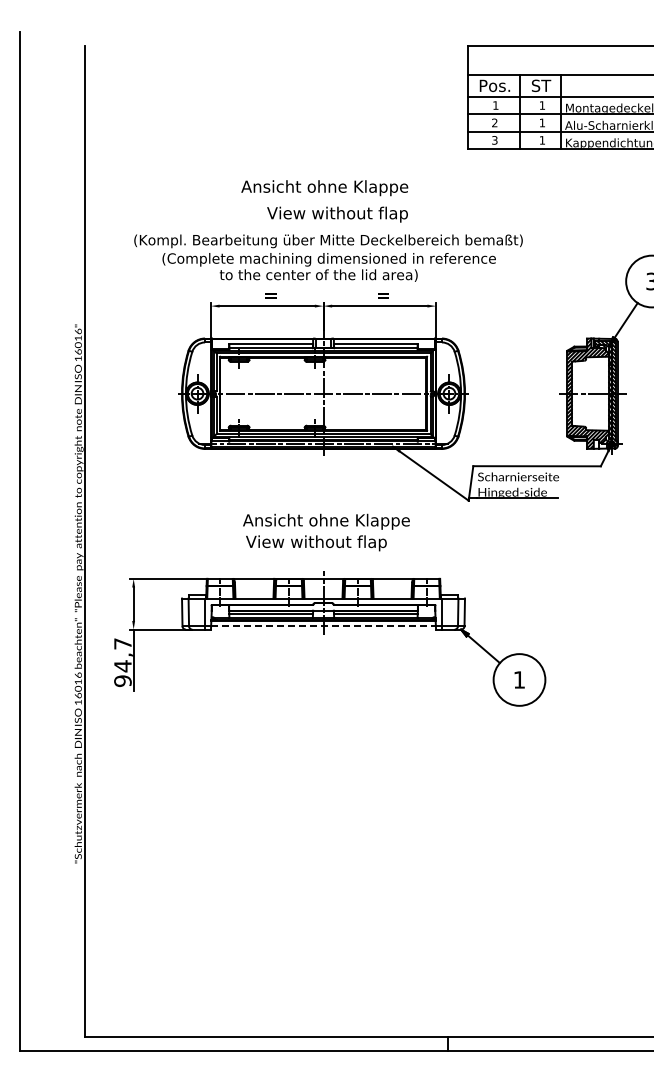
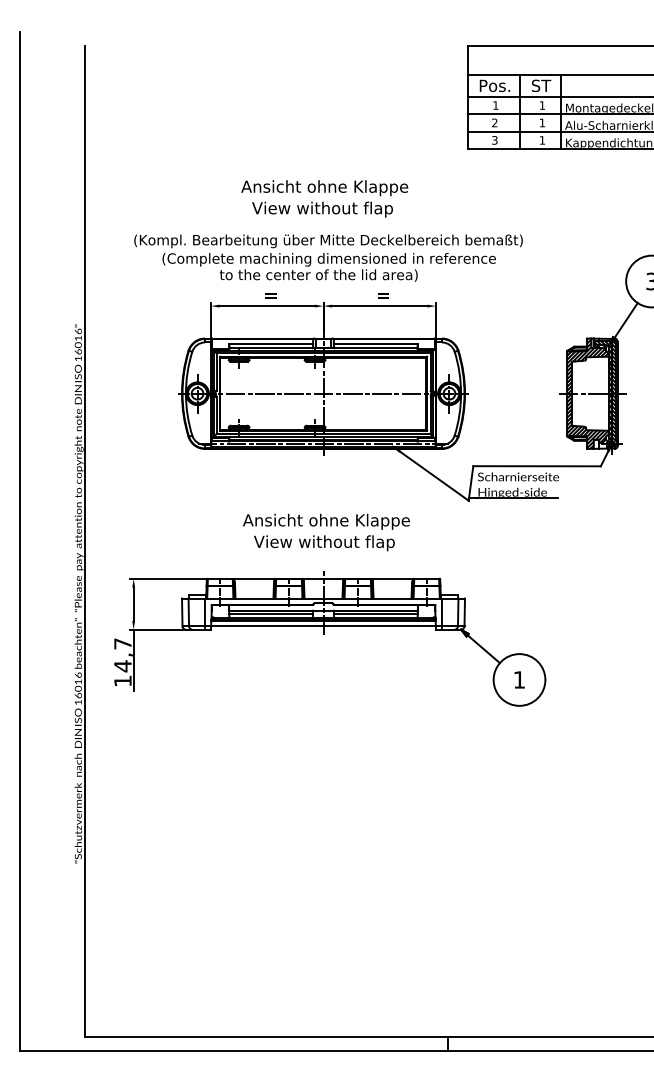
text position: (337, 214) -> (322, 209) (322, 209)
text position: (316, 543) -> (324, 543) (324, 543)
line: dashed -> solid (324, 626)
text: 94,7 -> 14,7 (122, 681)
